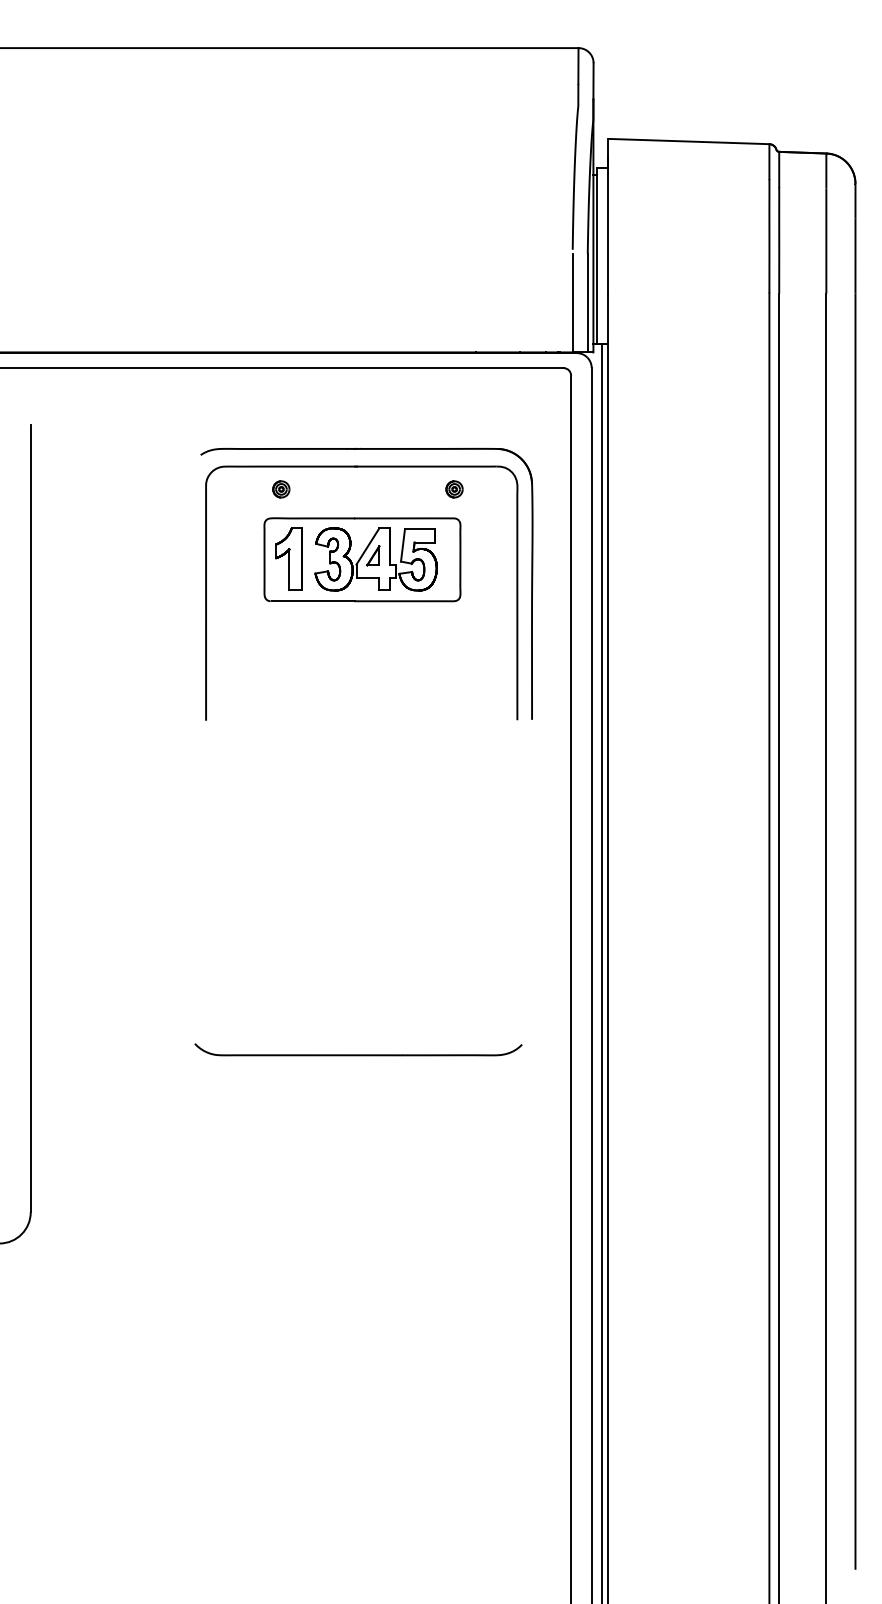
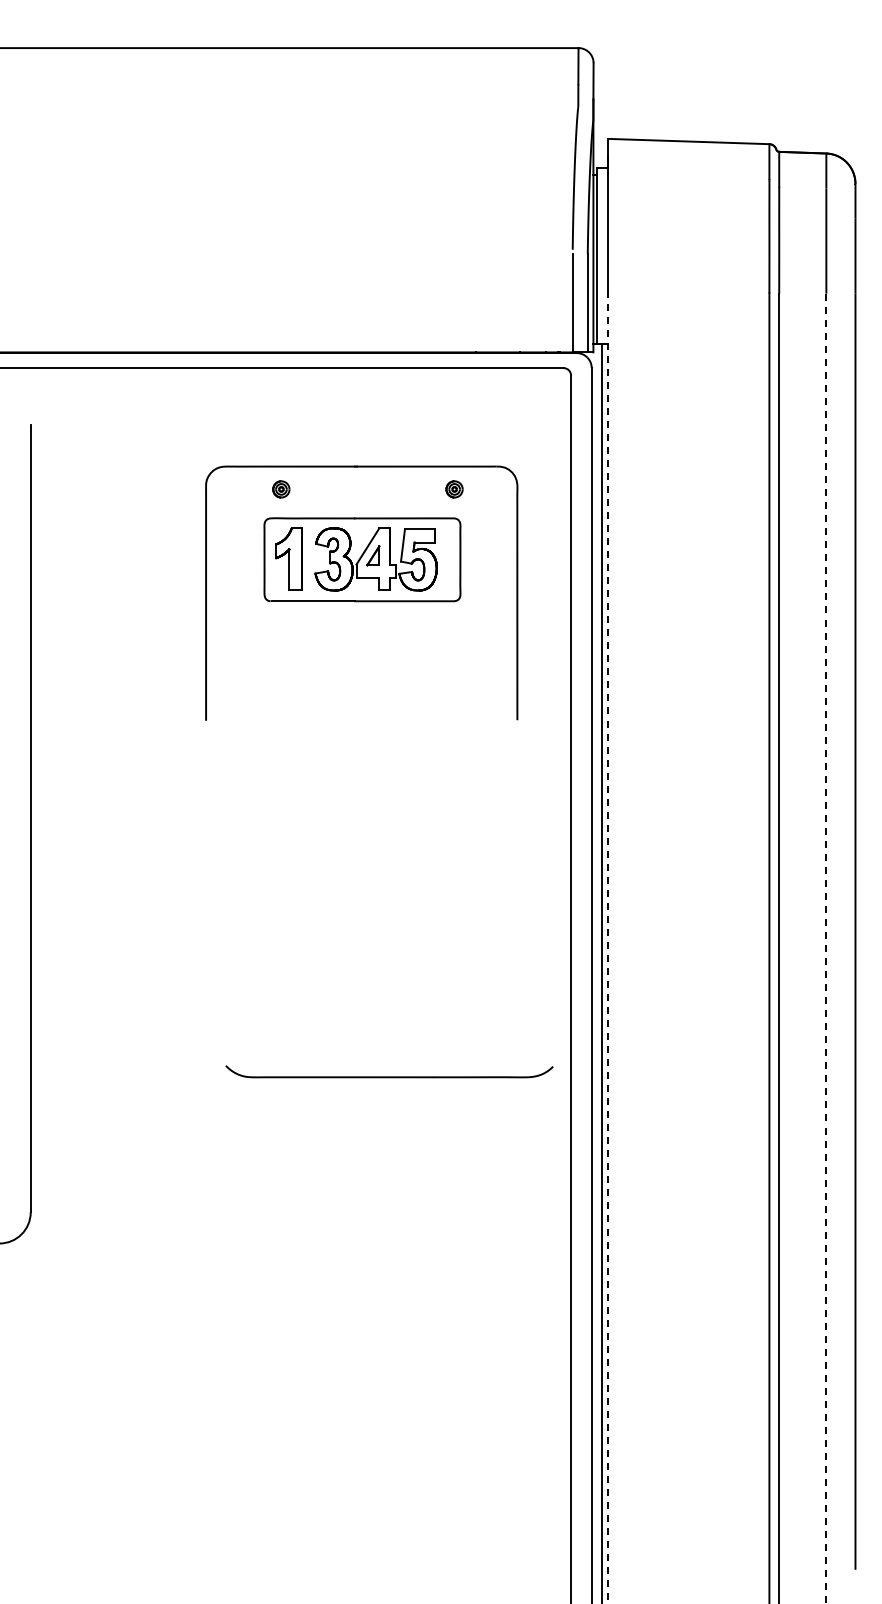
part: present -> none (366, 449)
line: solid -> dashed (608, 948)
line: solid -> dashed (826, 948)
part position: (358, 1049) -> (389, 1071) (389, 1071)
